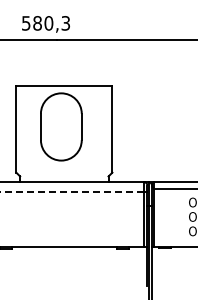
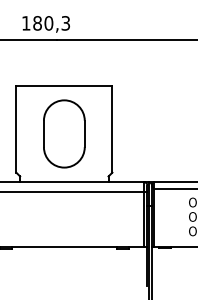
text: 580,3 -> 180,3 (26, 23)
part position: (61, 126) -> (64, 133) (64, 133)
line: dashed -> solid (72, 191)
